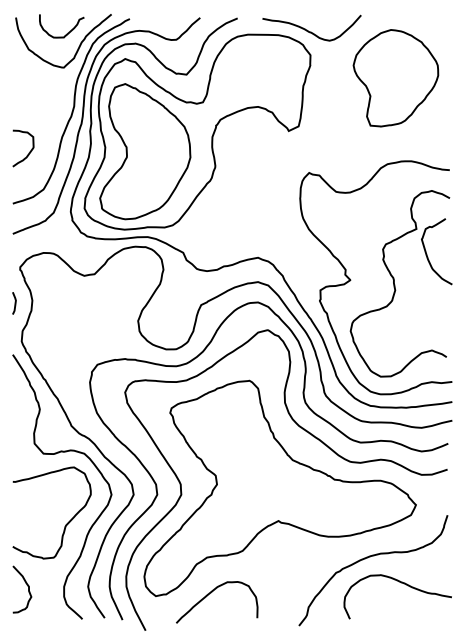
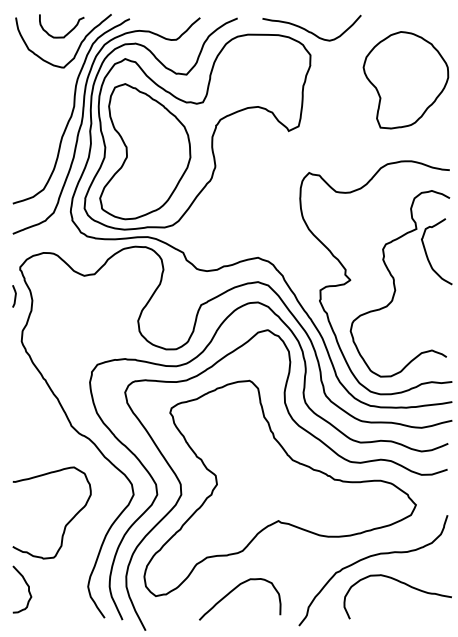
part position: (395, 78) -> (405, 80) (405, 80)
curve: present -> none (29, 151)
line position: (14, 303) -> (14, 296) (14, 296)
curve: present -> none (56, 454)
curve position: (211, 593) -> (234, 590) (234, 590)
